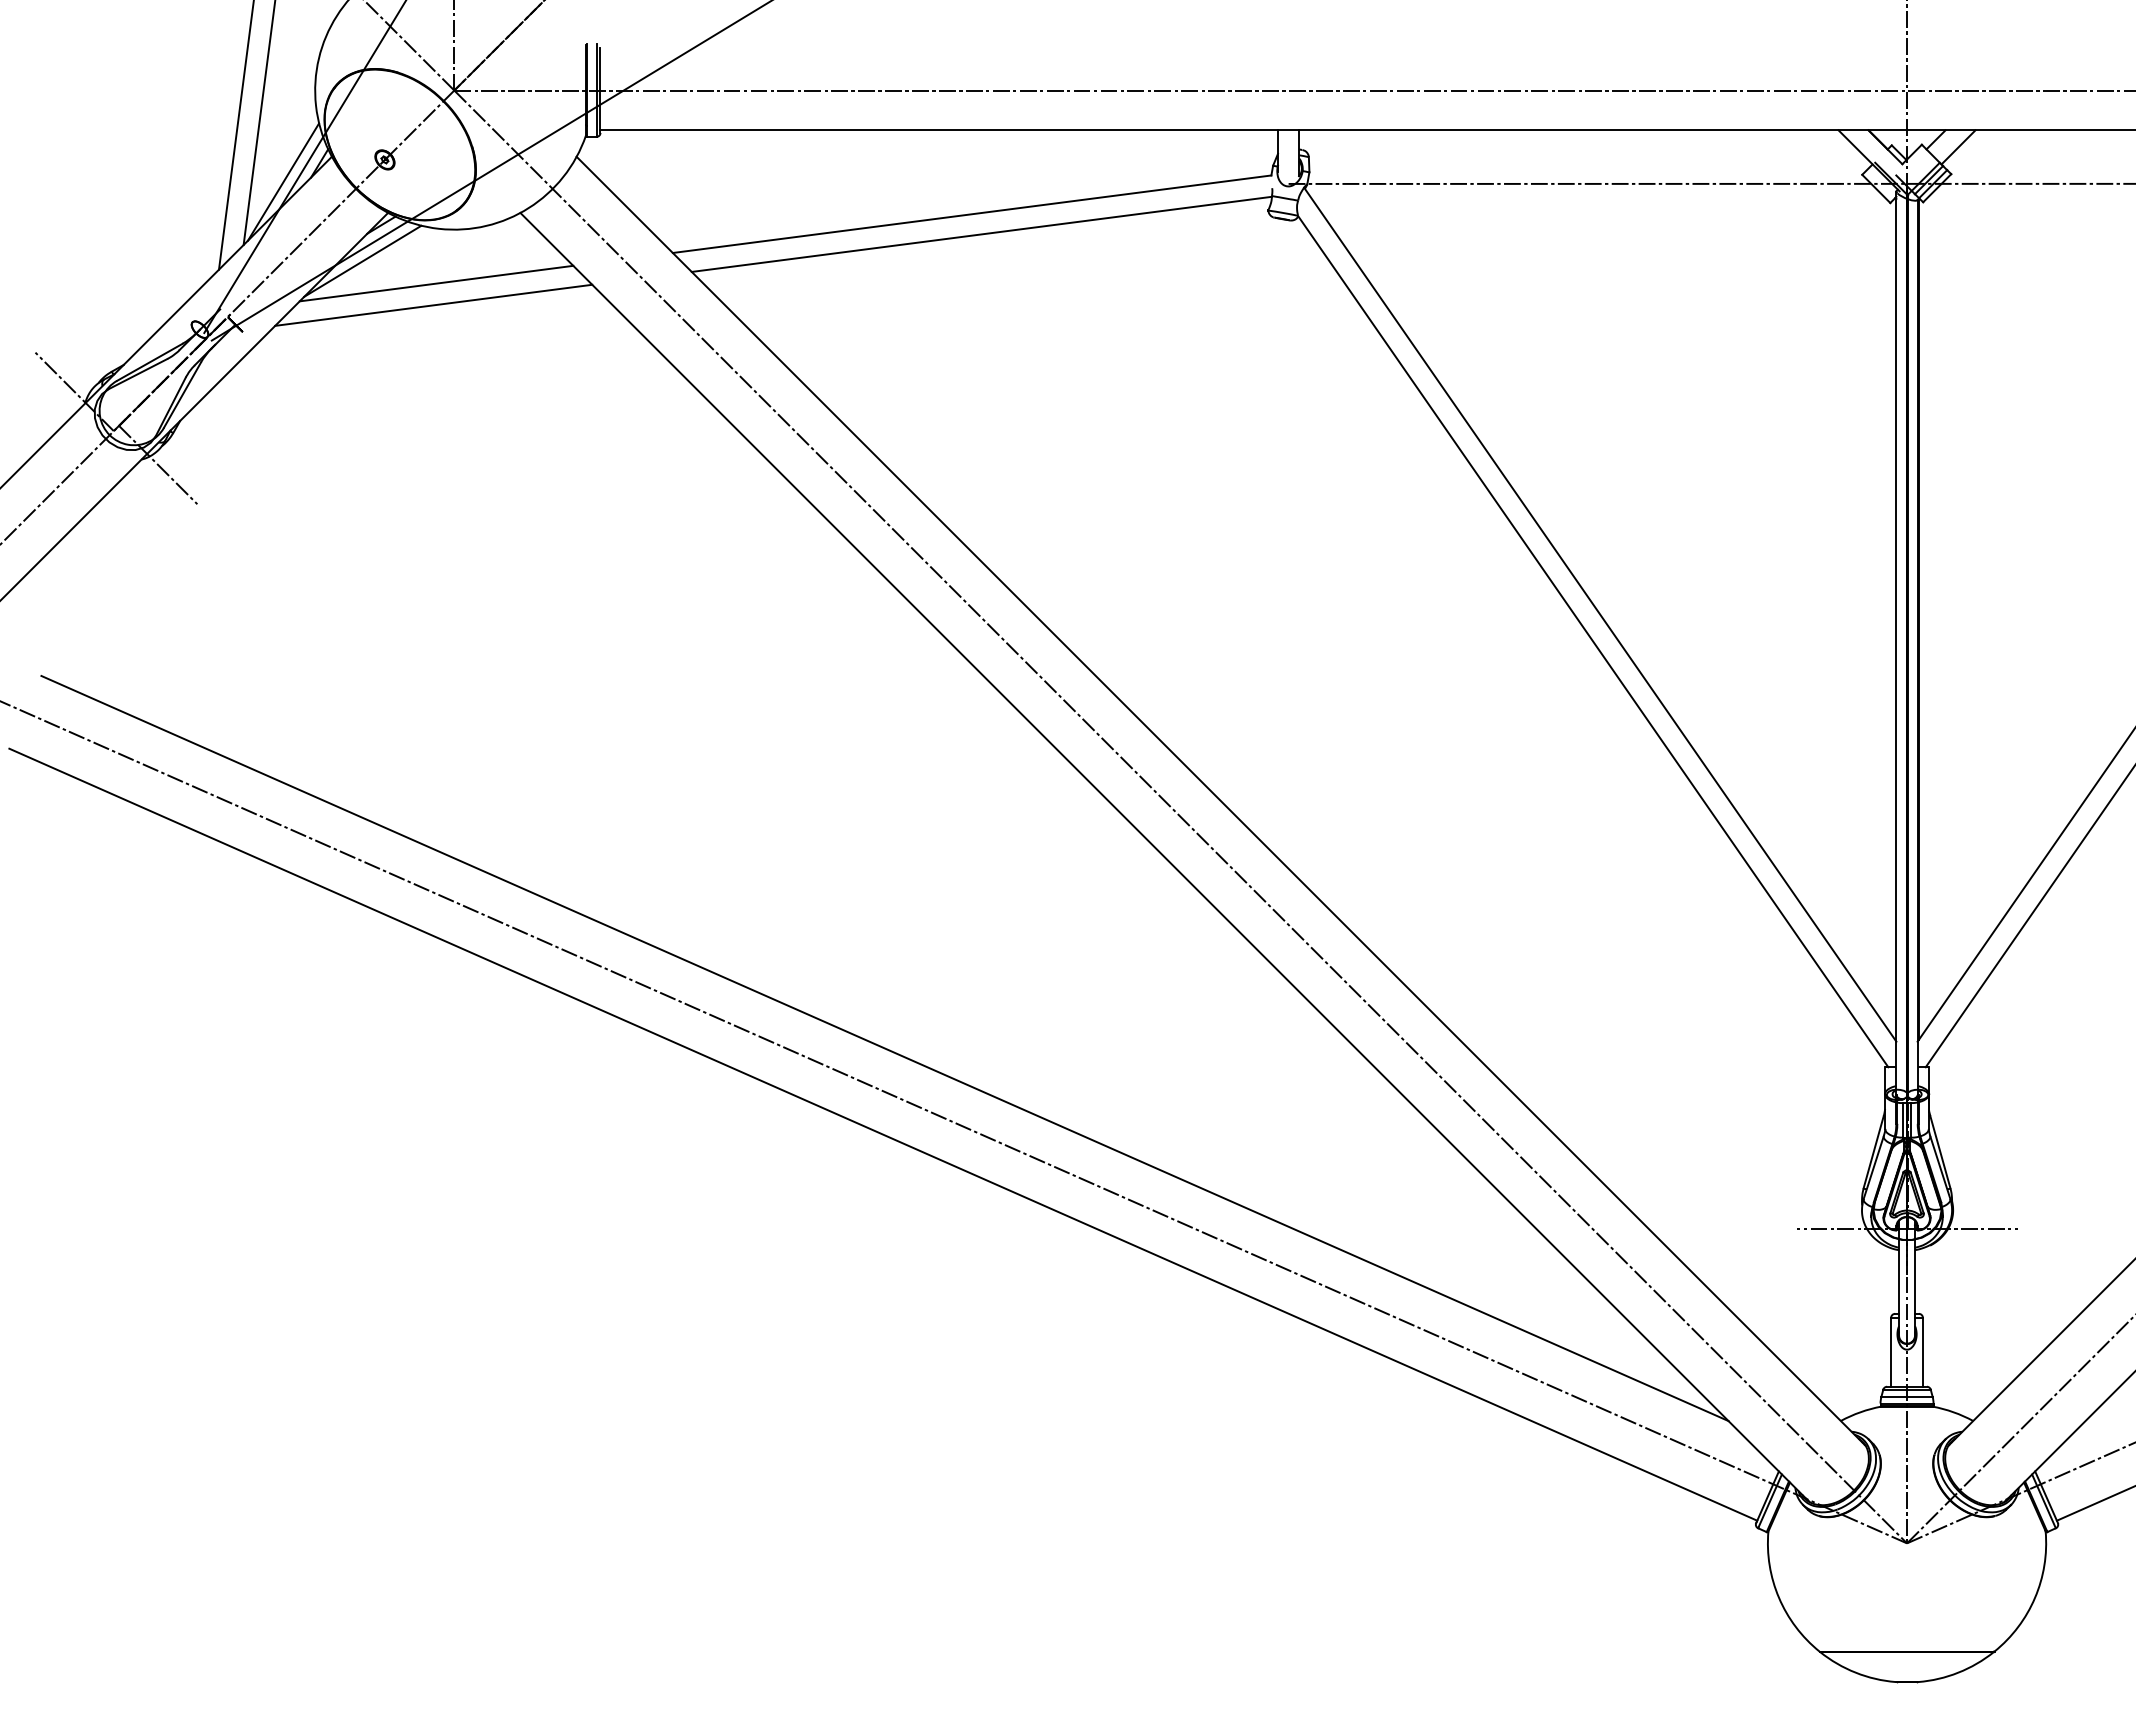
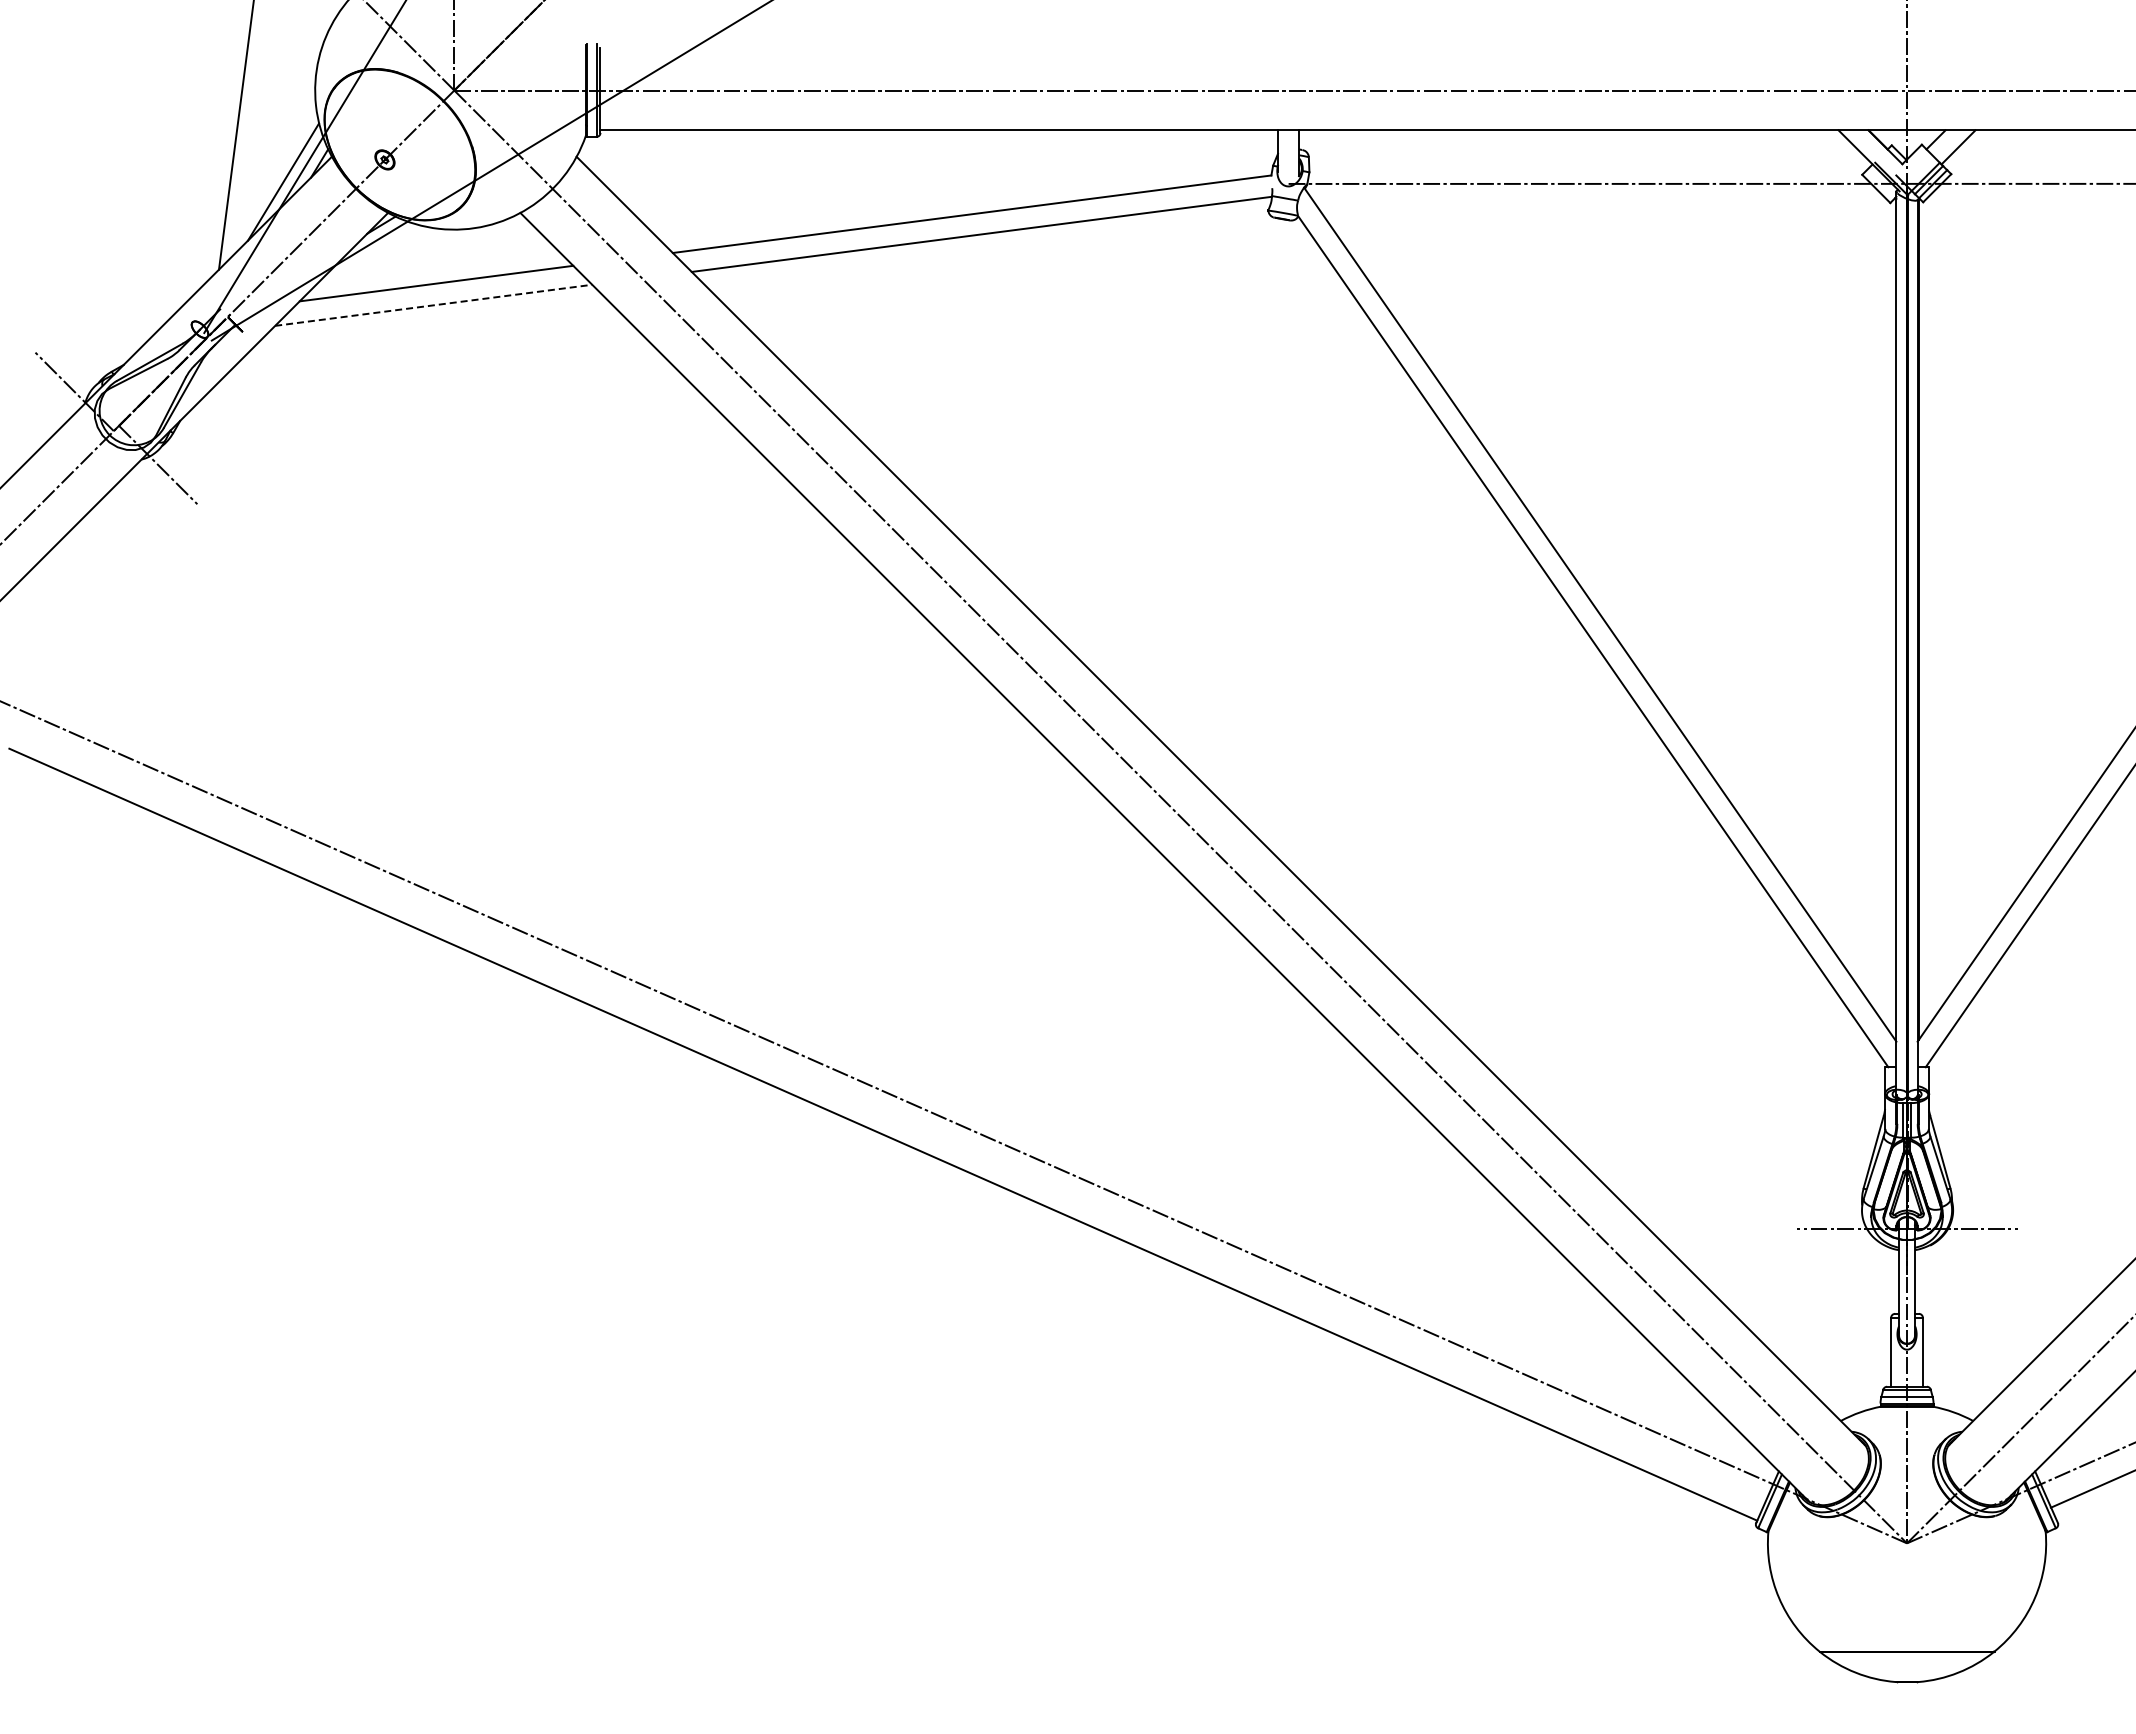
line: present -> none (259, 123)
line: present -> none (362, 260)
line: solid -> dashed (433, 305)
line: present -> none (884, 1048)
line position: (2094, 1503) -> (2091, 1489) (2091, 1489)
